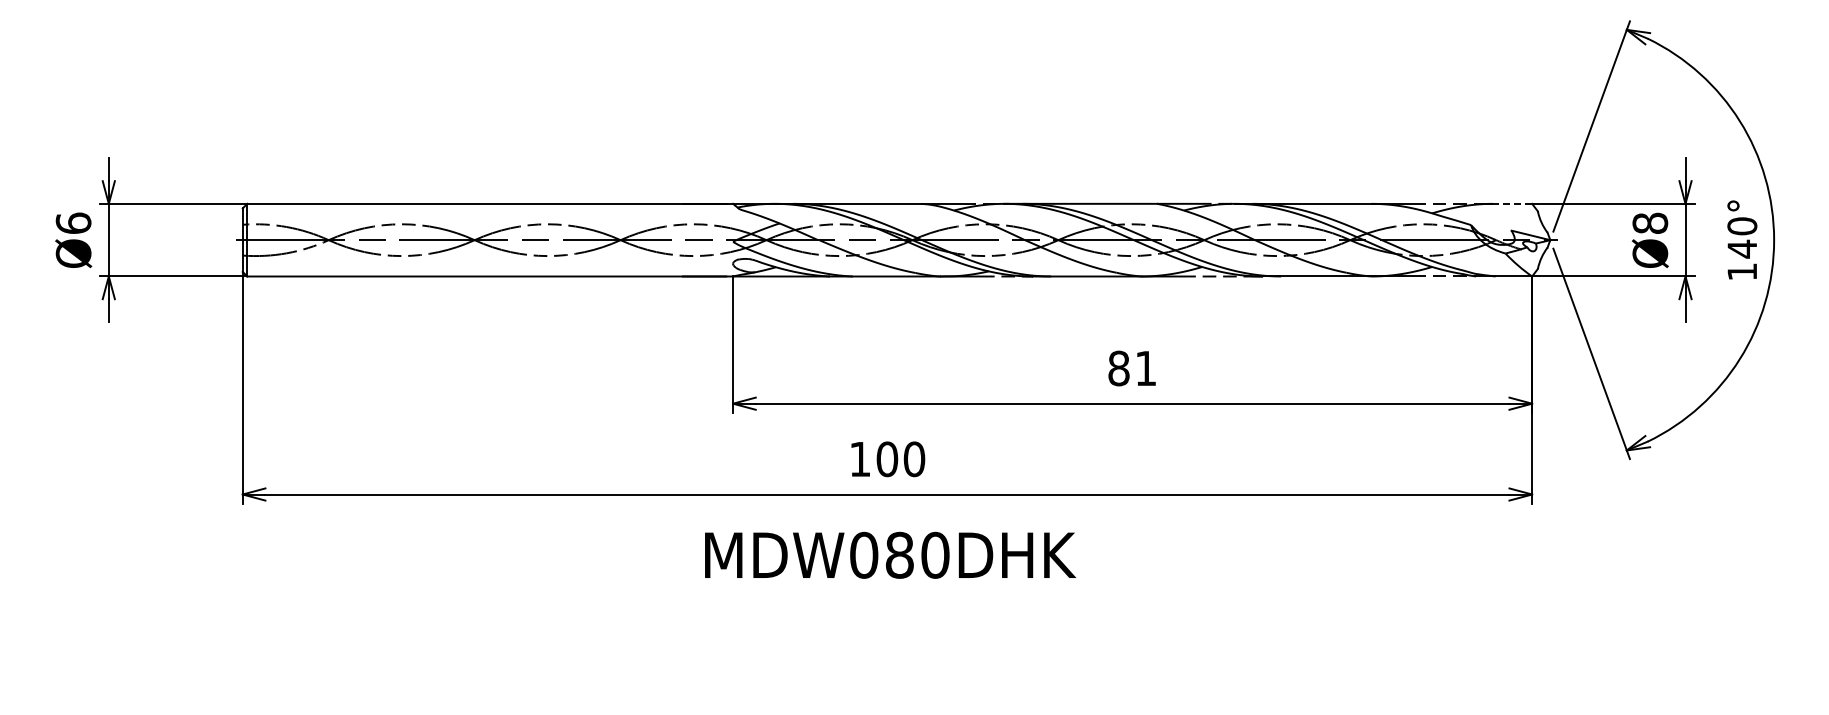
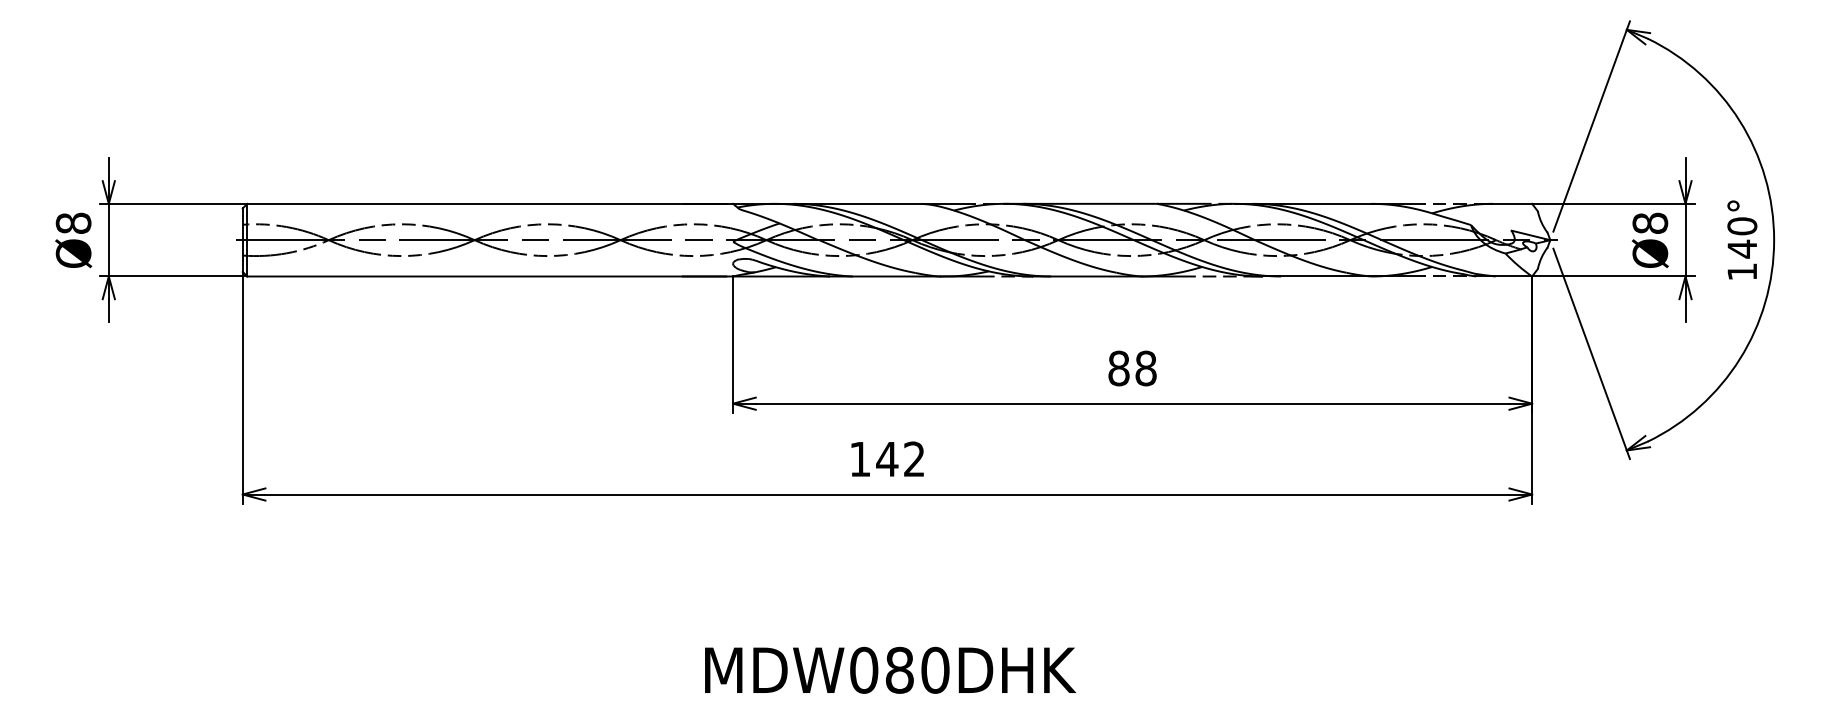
line: dashed -> solid (1511, 203)
text: Ø6 -> Ø8 (73, 222)
text: 81 -> 88 (1145, 368)
text: 100 -> 142 (900, 459)
text position: (890, 554) -> (890, 669) (890, 669)
